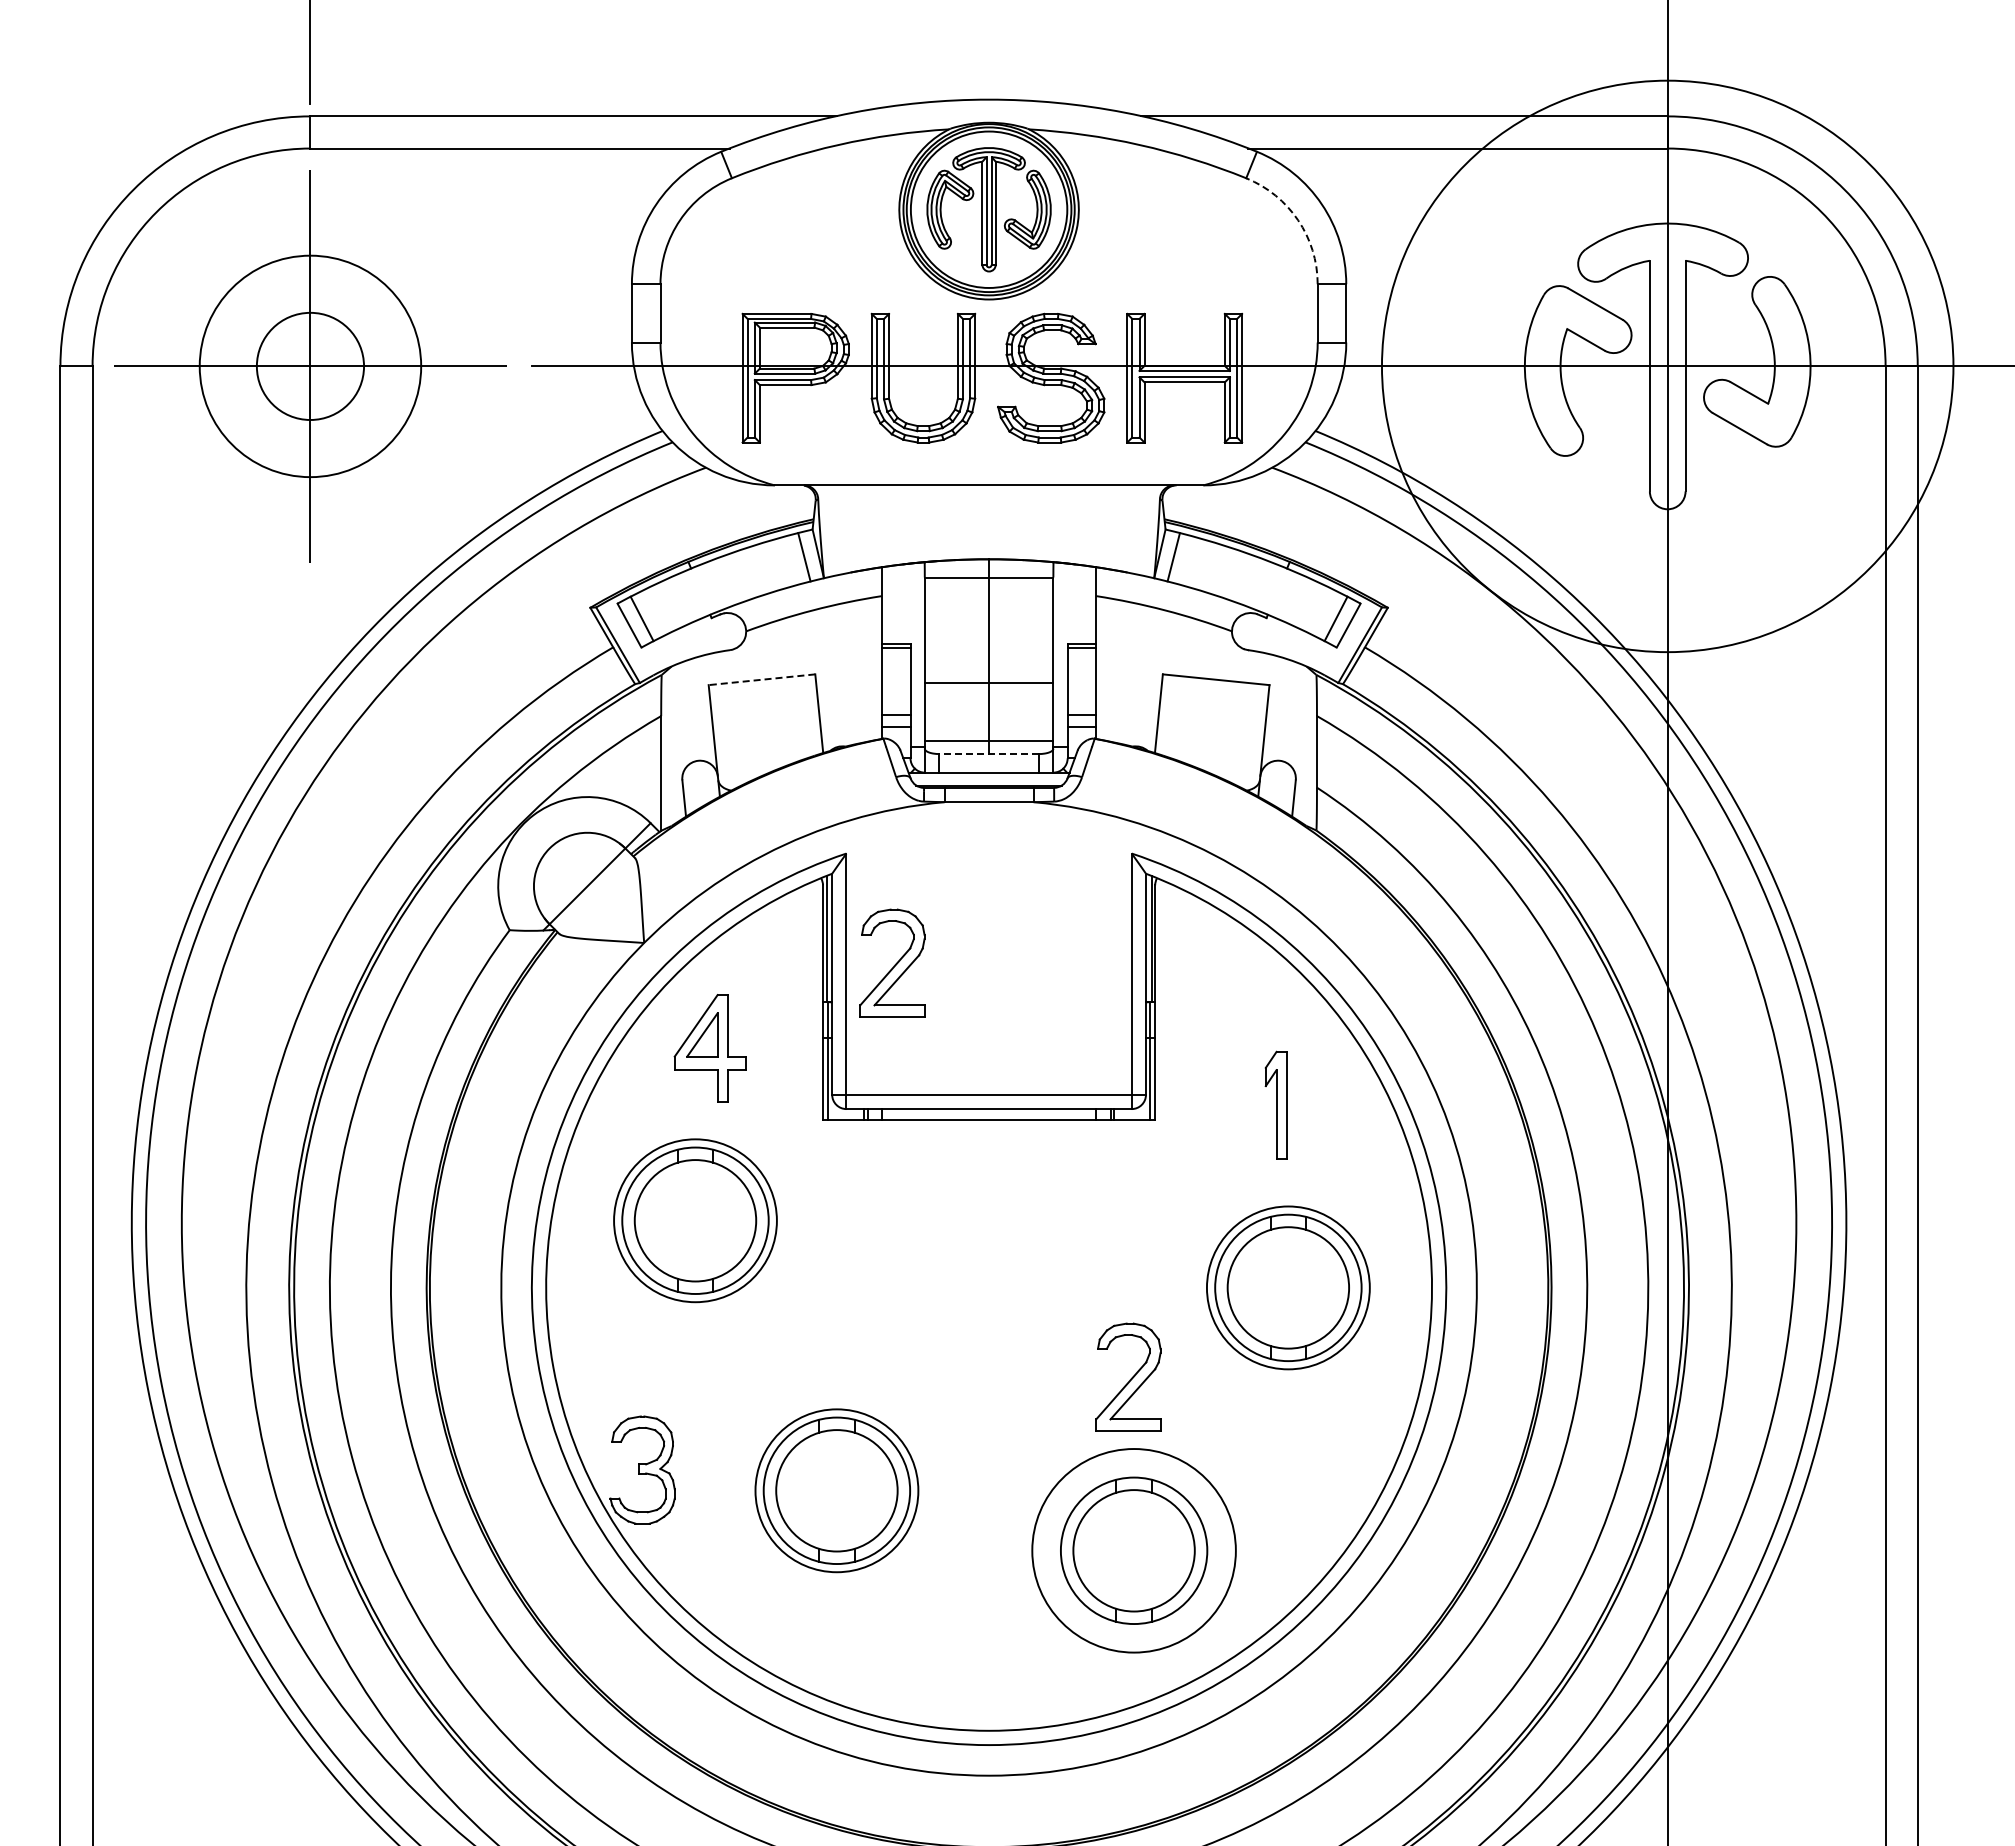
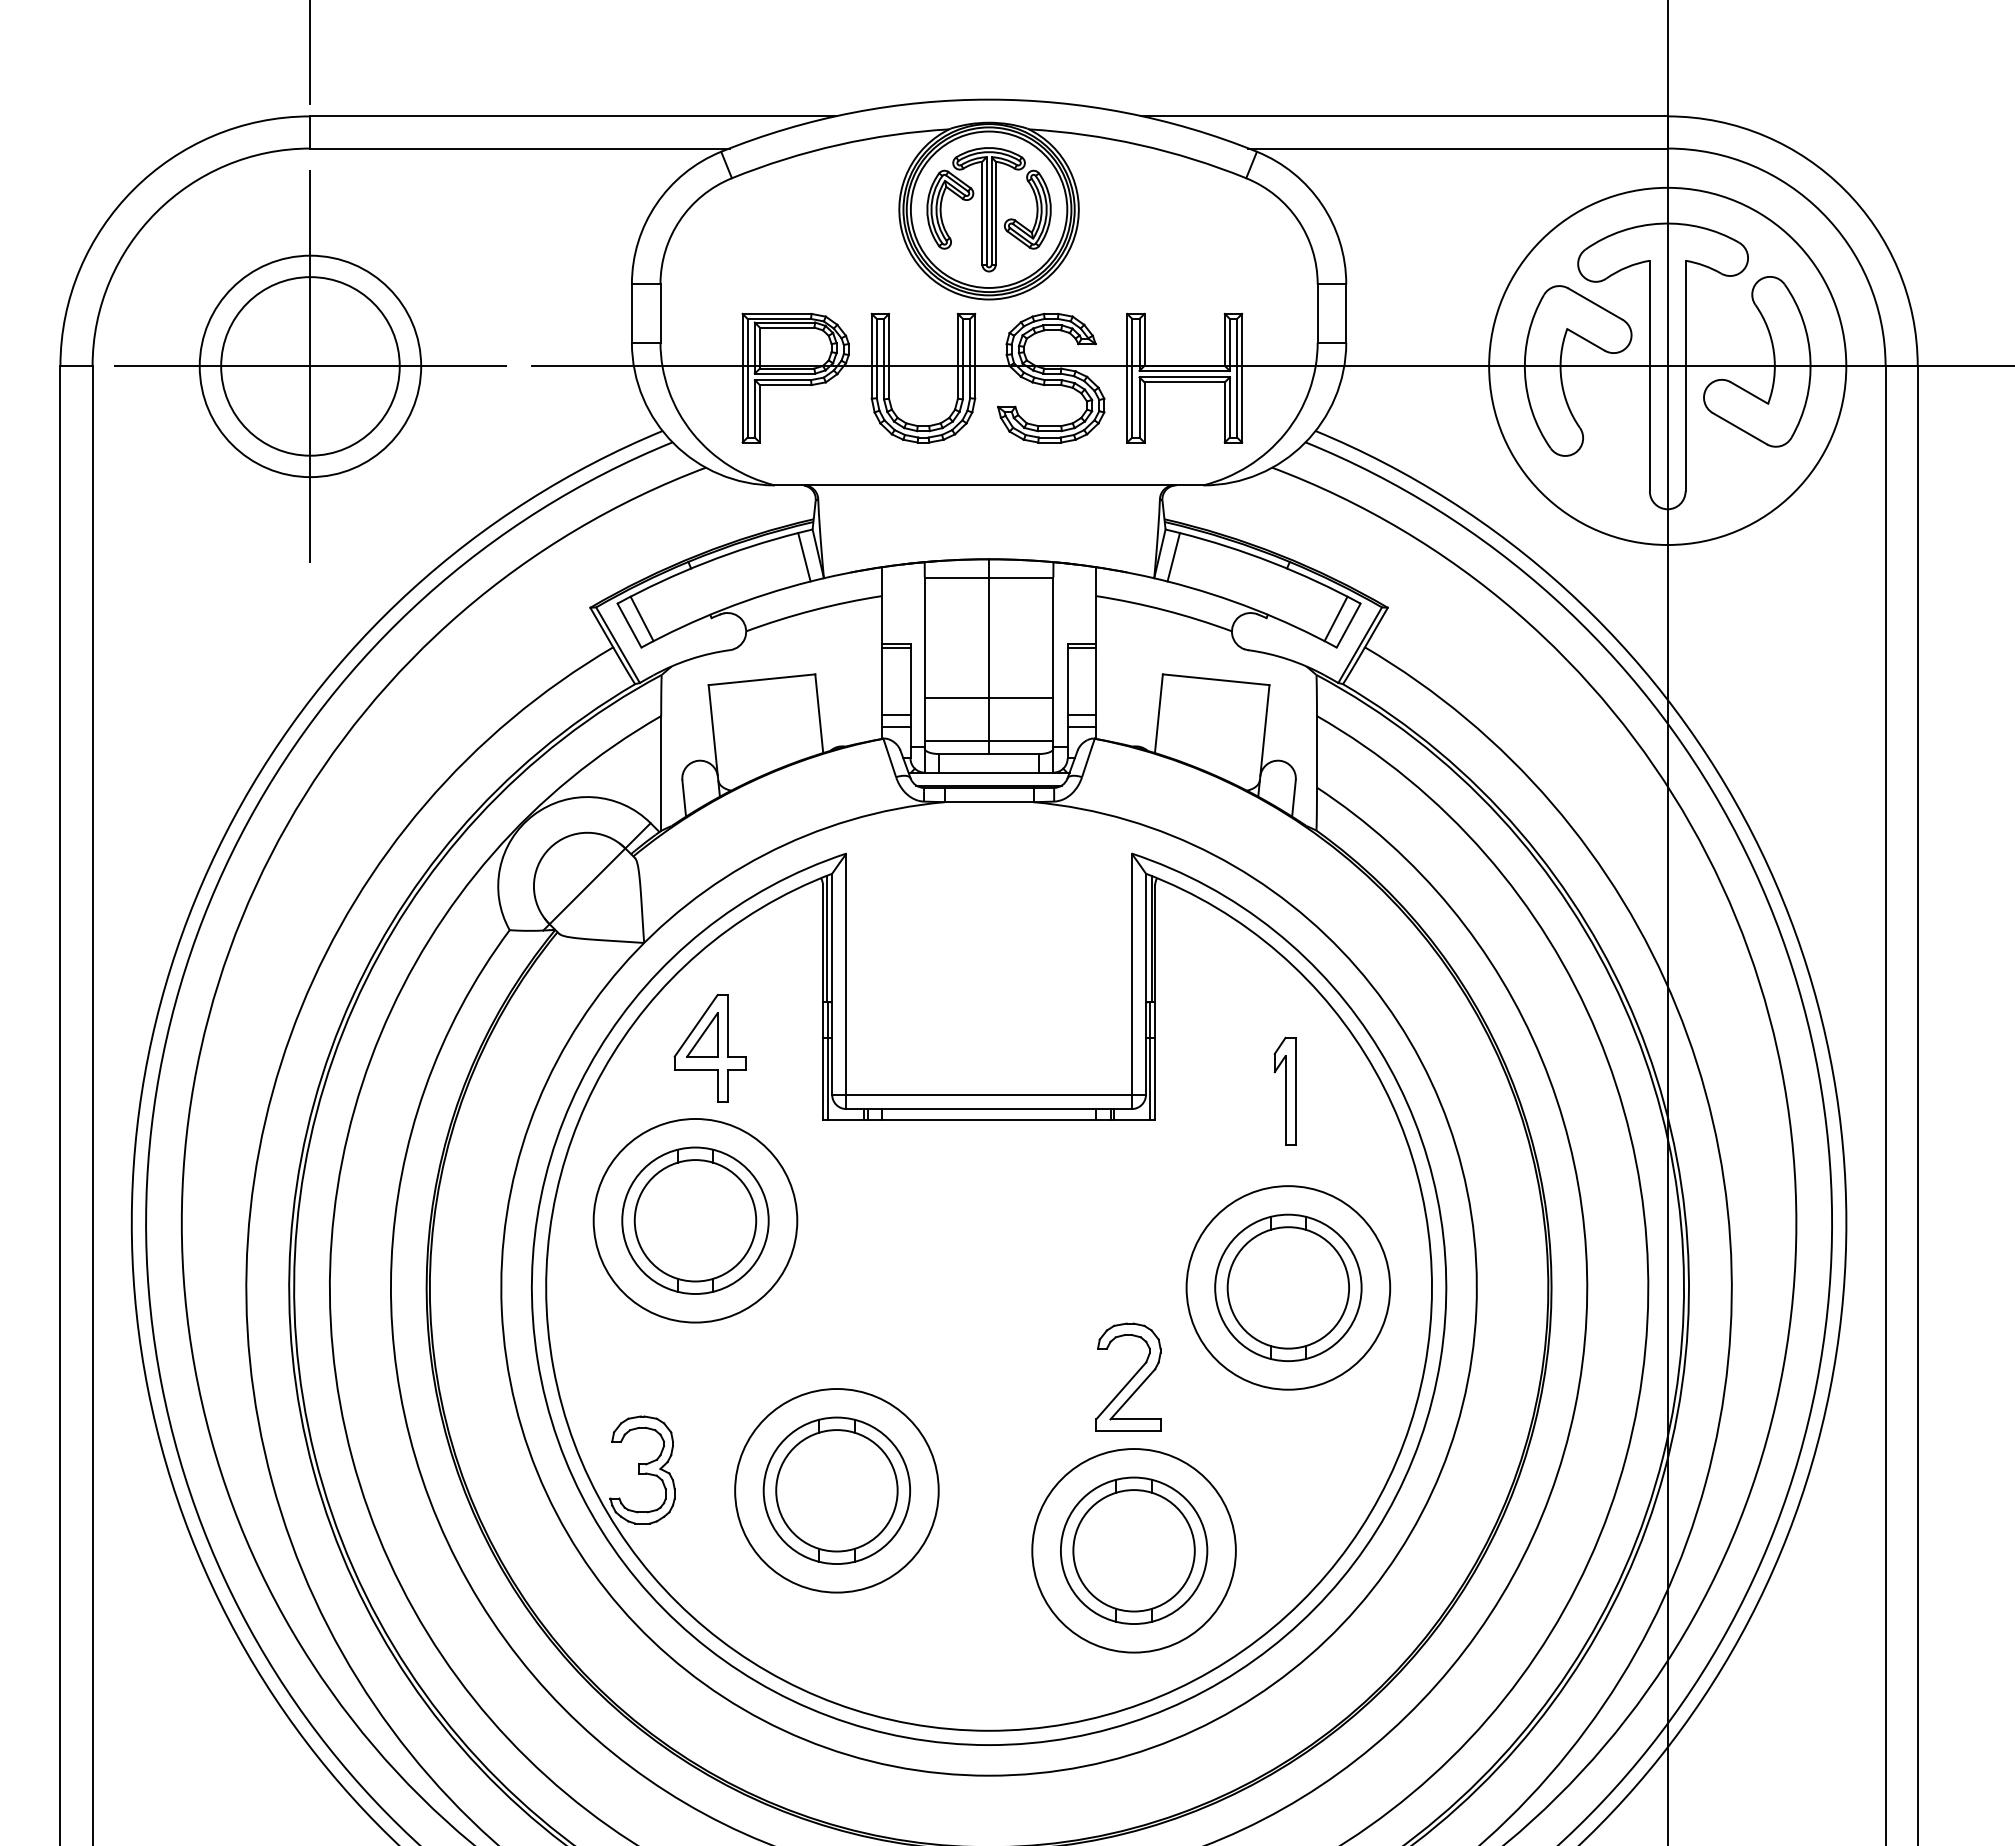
arc: dashed -> solid (1298, 220)
circle diameter: 107 px -> 179 px (310, 366)
circle diameter: 571 px -> 357 px (1667, 366)
line: dashed -> solid (762, 679)
line position: (988, 683) -> (988, 698) (988, 698)
line: dashed -> solid (988, 754)
part: present -> none (892, 962)
part position: (1275, 1104) -> (1284, 1090) (1284, 1090)
circle diameter: 163 px -> 204 px (695, 1220)
circle diameter: 163 px -> 204 px (1288, 1287)
circle diameter: 163 px -> 204 px (836, 1490)
